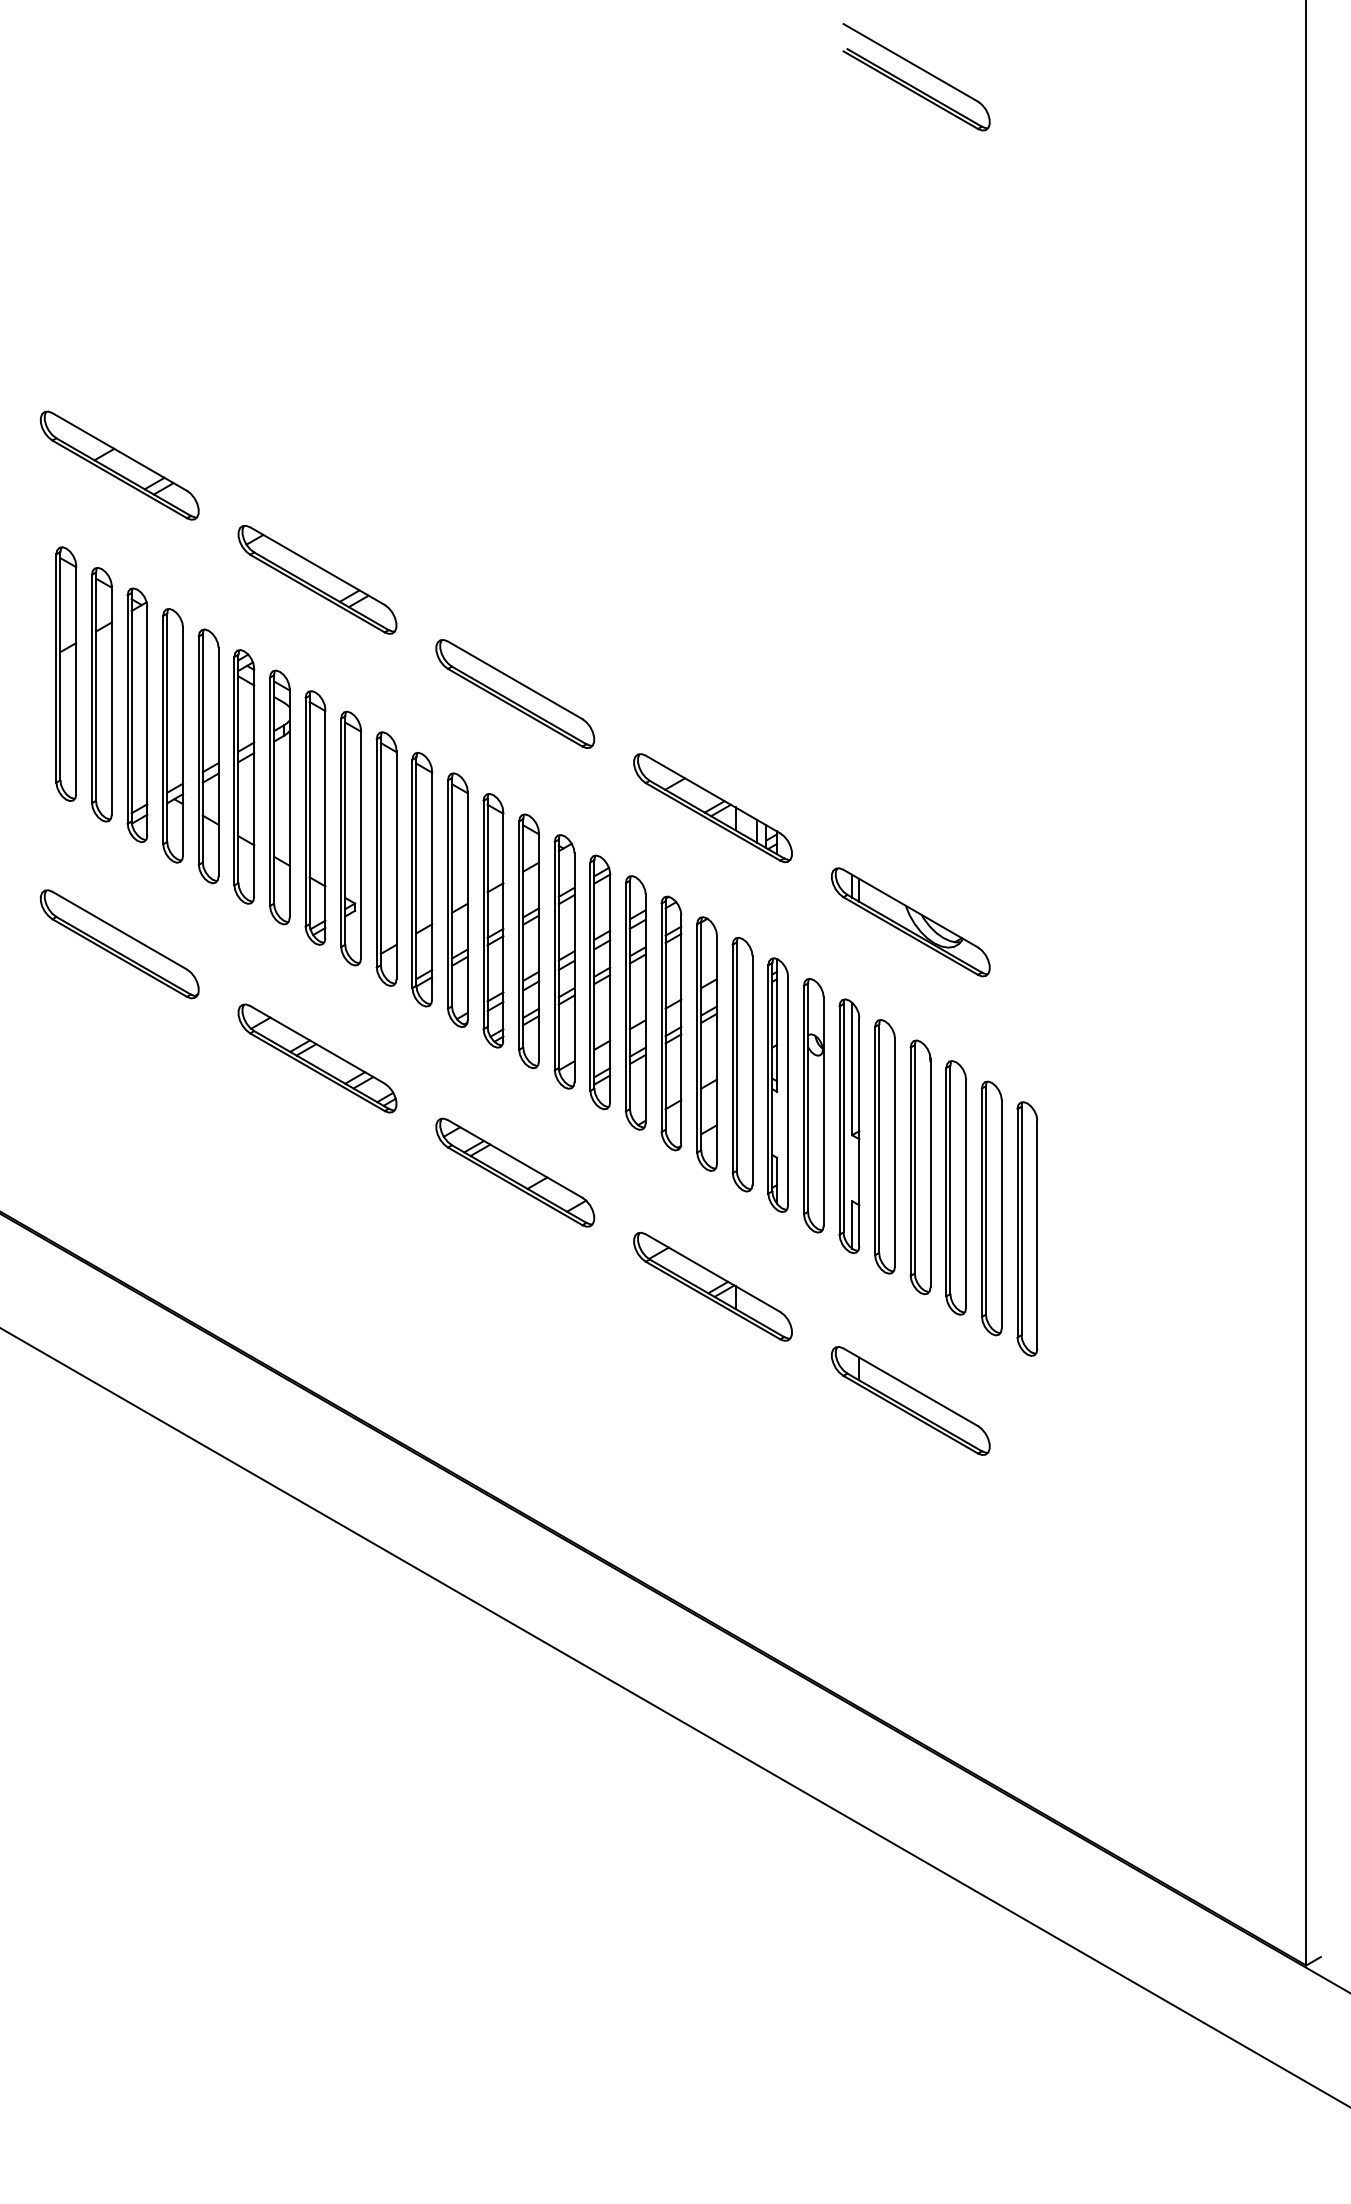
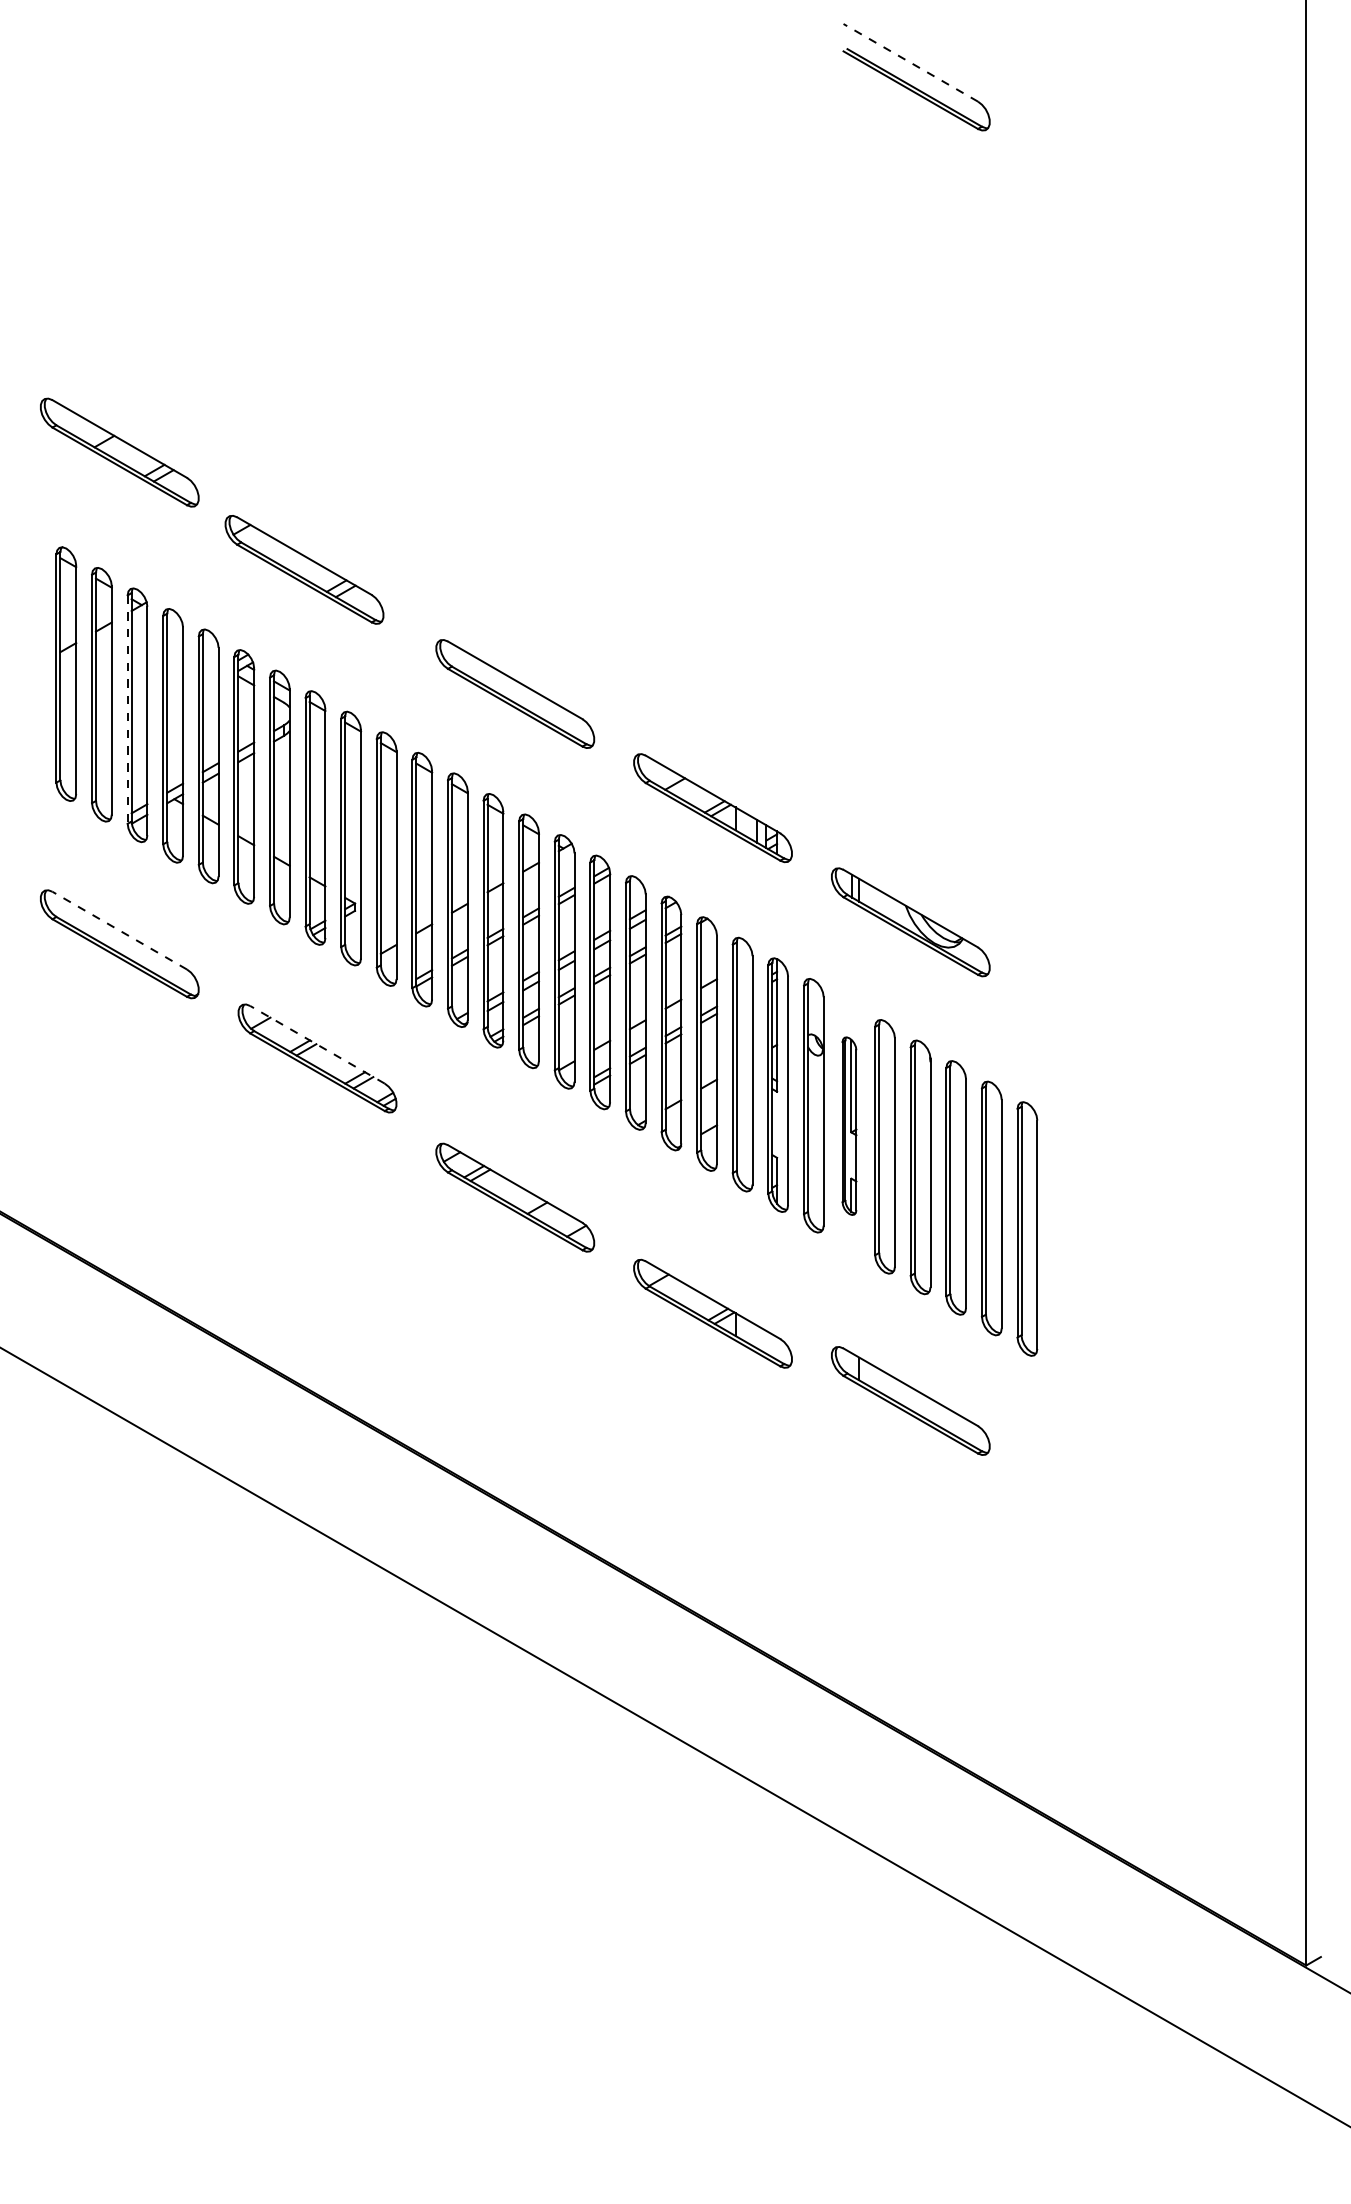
line: solid -> dashed (910, 62)
part position: (119, 465) -> (119, 452) (119, 452)
part position: (317, 579) -> (304, 569) (304, 569)
line: solid -> dashed (127, 710)
line: solid -> dashed (119, 930)
line: solid -> dashed (317, 1044)
part size: 23x256 px -> 17x180 px (849, 1125)
part position: (515, 1172) -> (515, 1197) (515, 1197)
part position: (712, 1286) -> (712, 1313) (712, 1313)
line position: (674, 1717) -> (674, 1736) (674, 1736)
